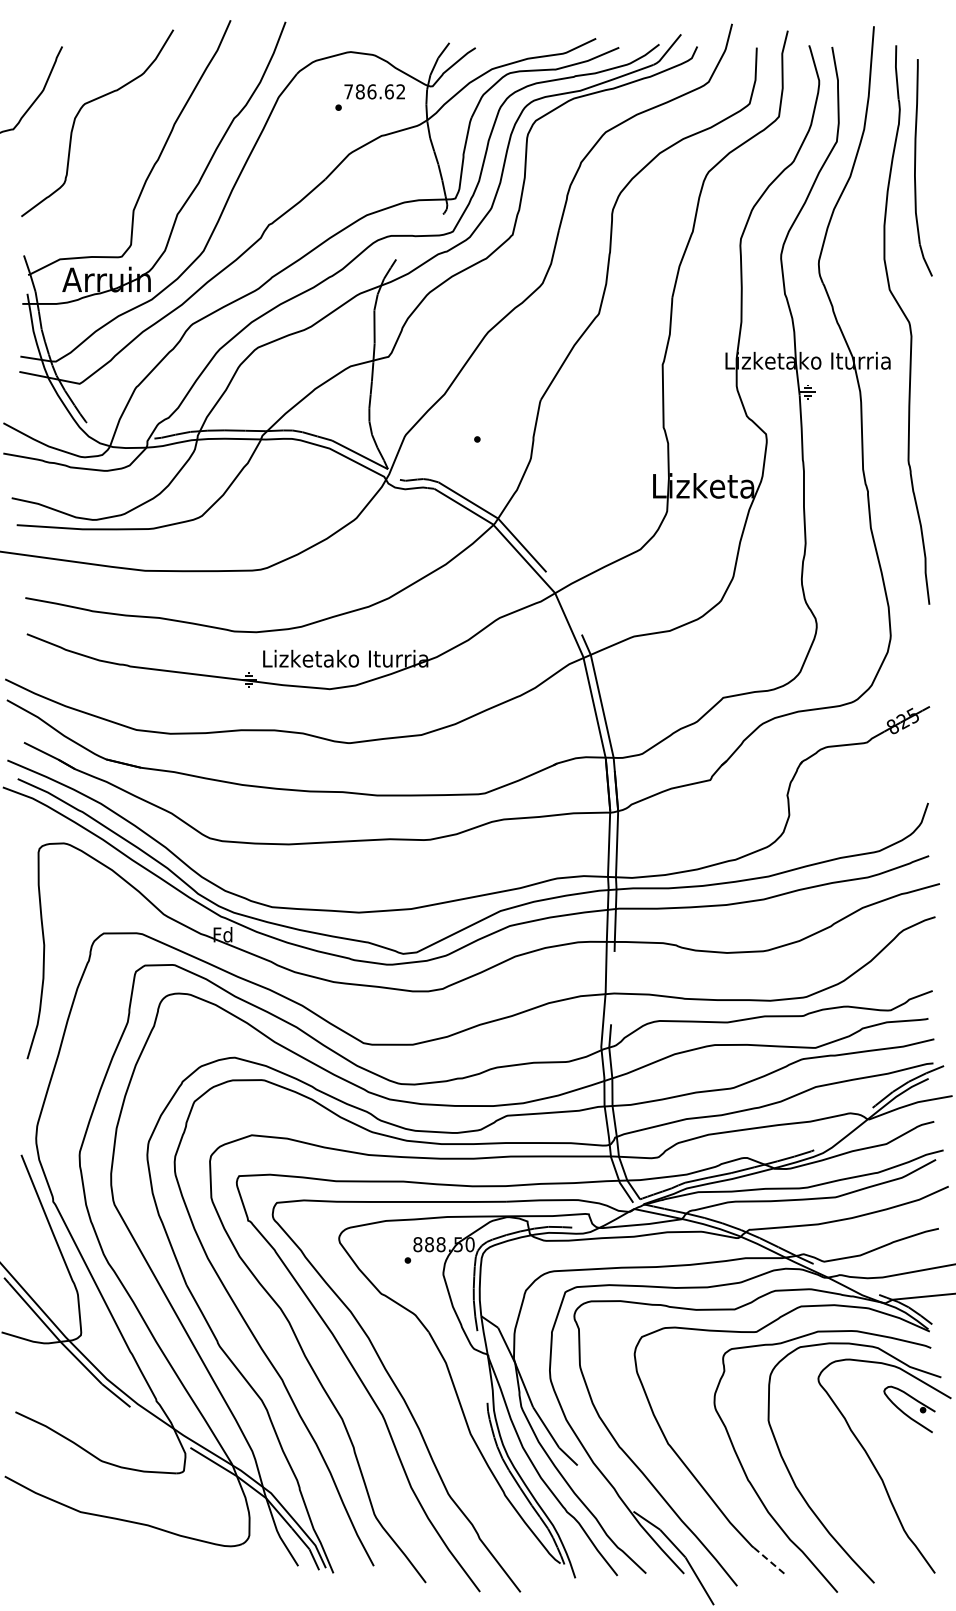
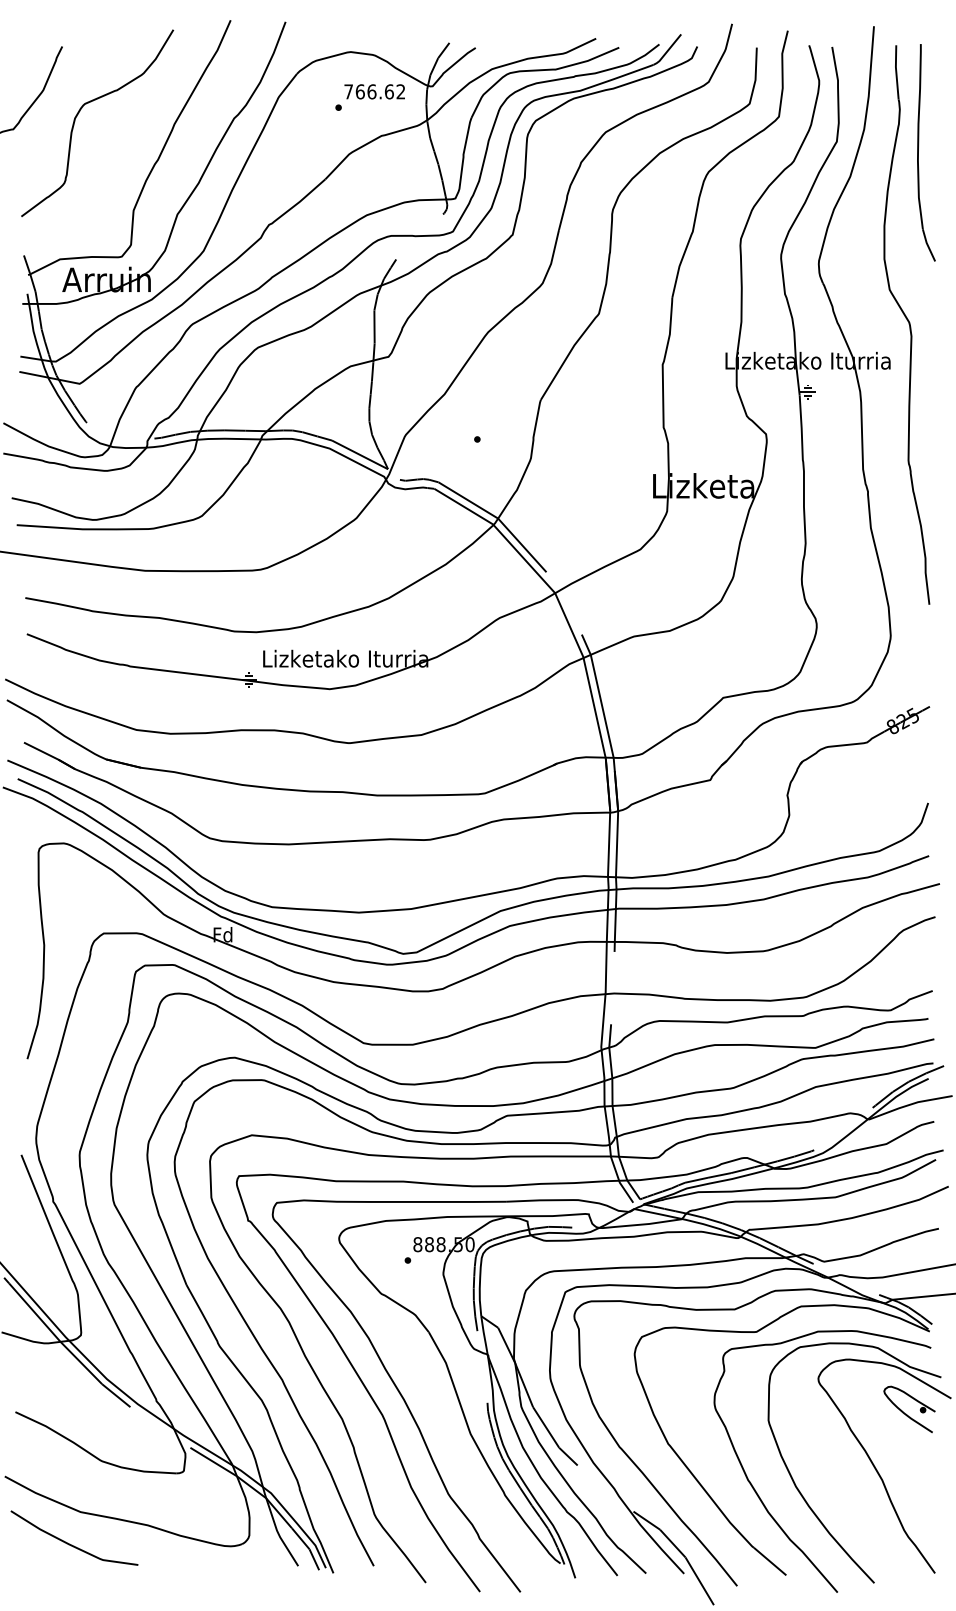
text: 786.62 -> 766.62 (359, 91)
part position: (915, 167) -> (918, 152) (918, 152)
curve: none -> present (72, 1544)
line: dashed -> solid (770, 1561)
